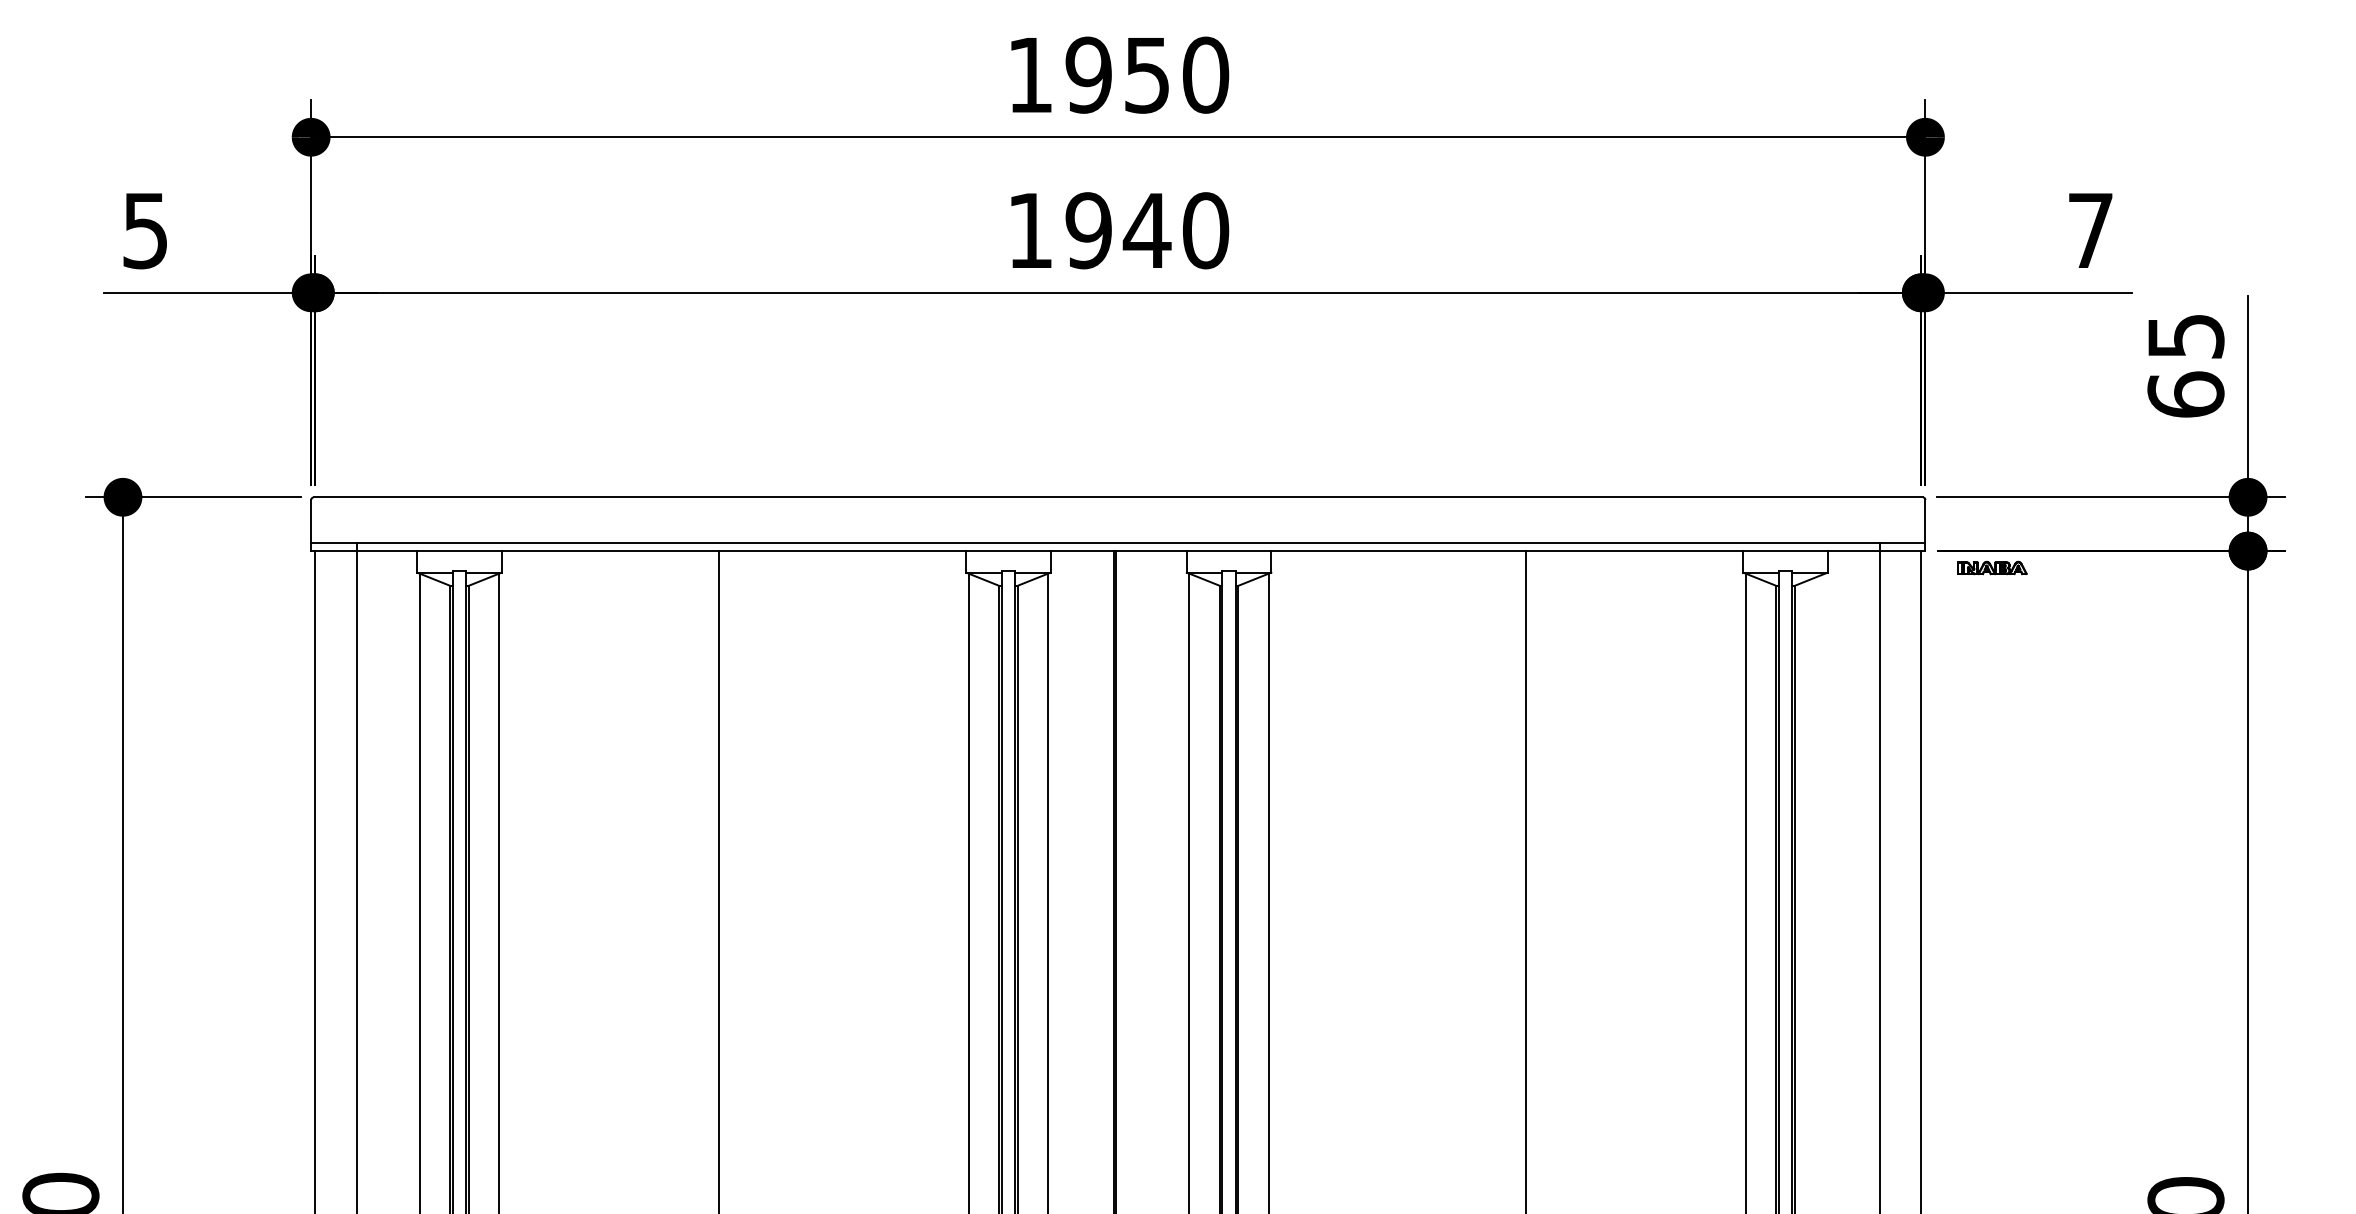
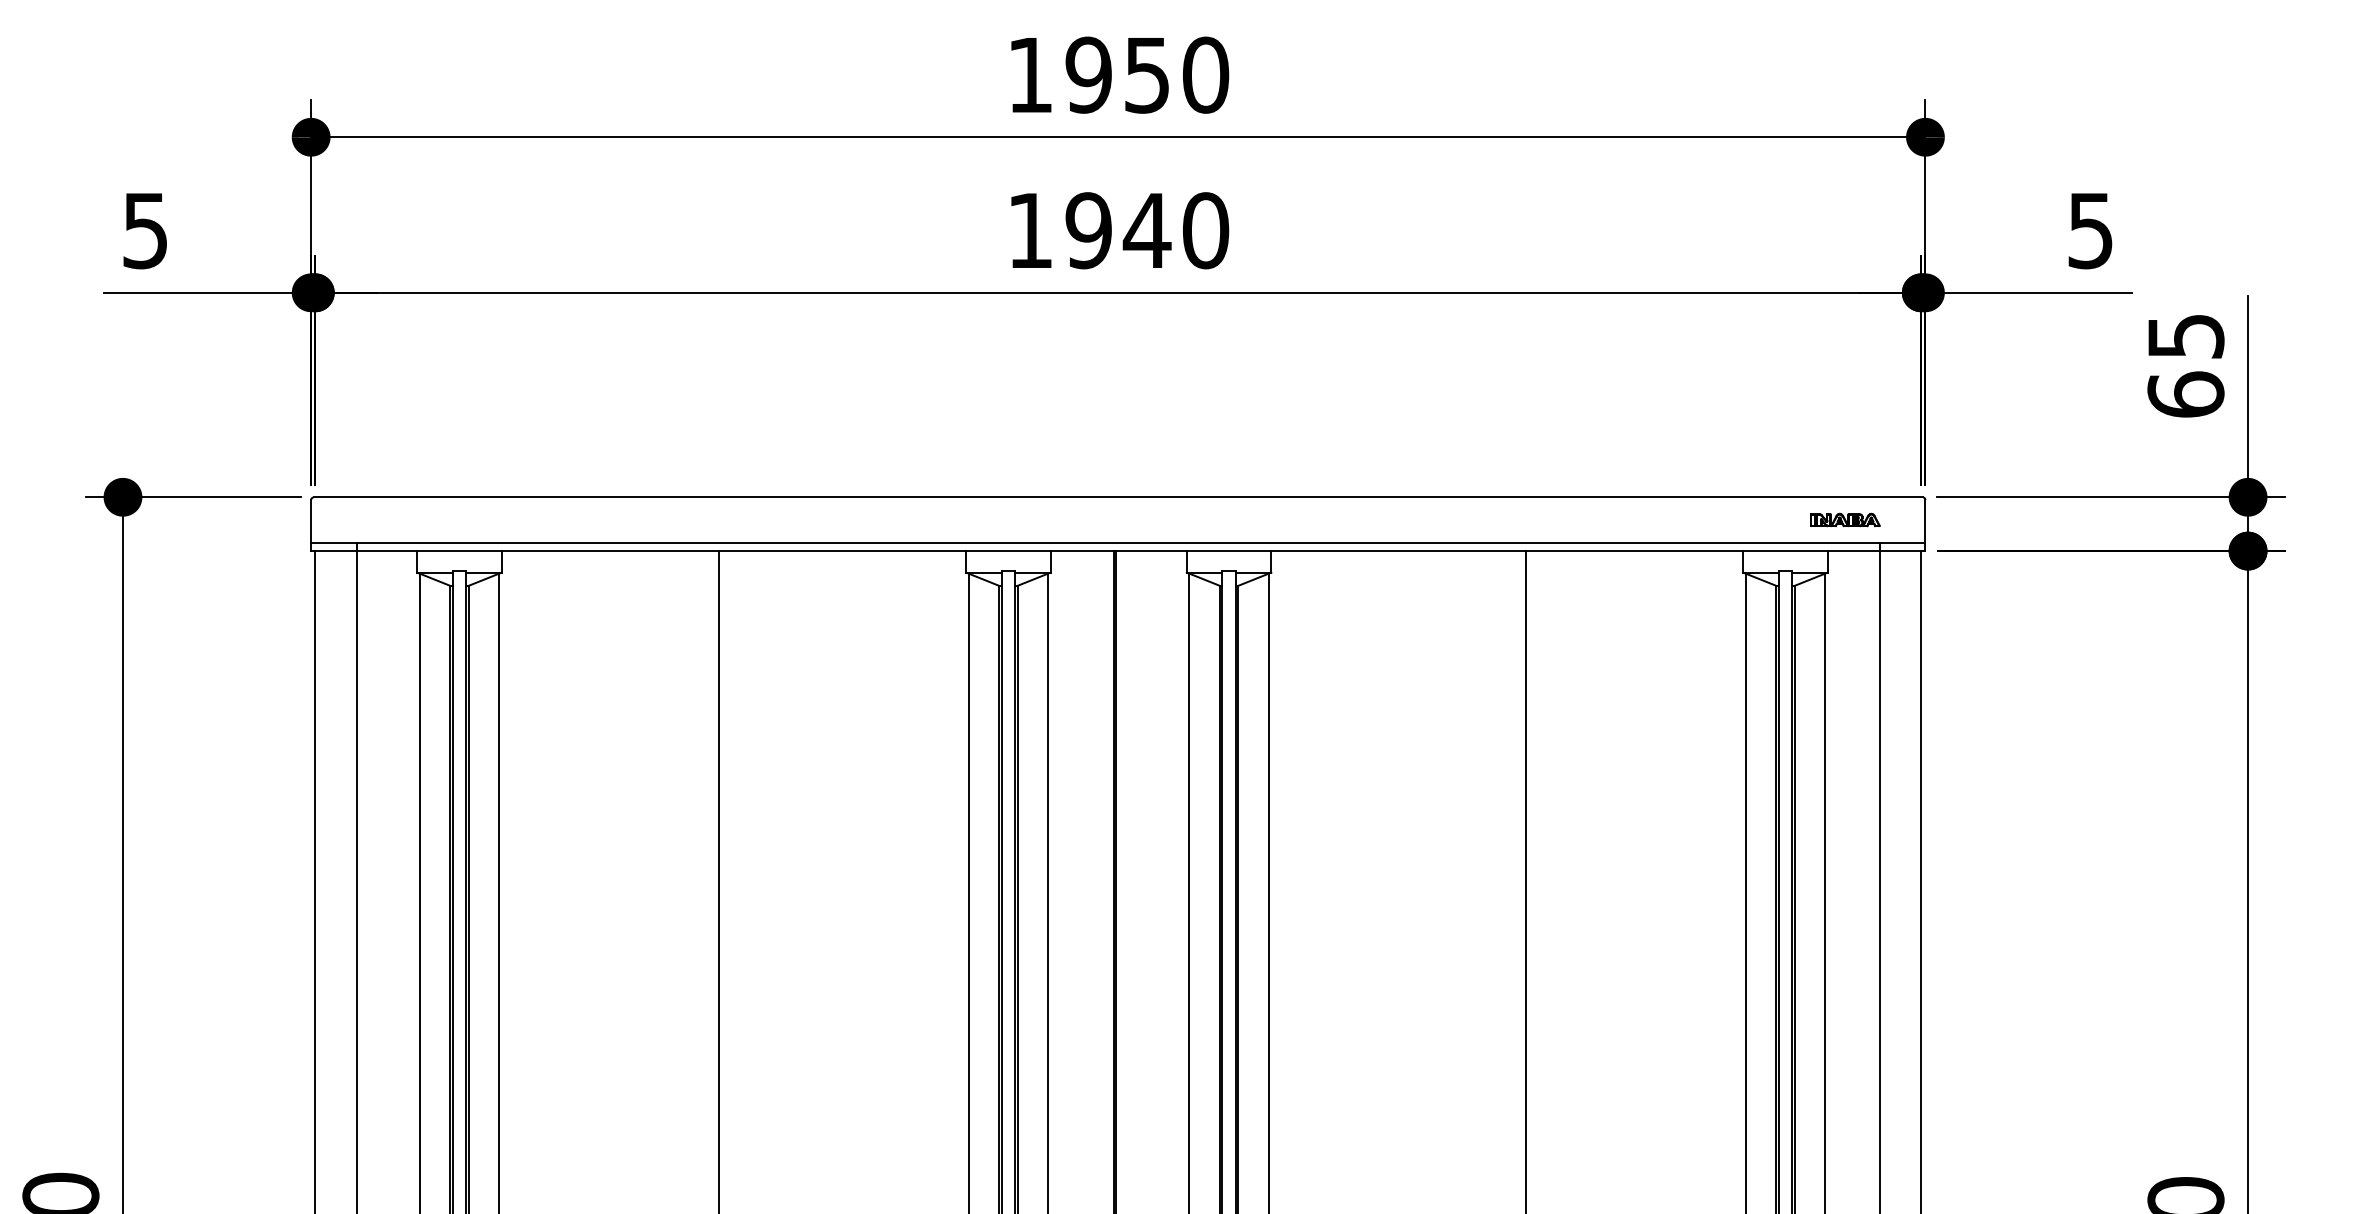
text: 7 -> 5 (2090, 231)
part position: (1992, 567) -> (1845, 519) (1845, 519)
line: none -> present (1825, 891)
